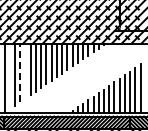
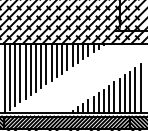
line: none -> present (25, 70)
line: dashed -> solid (20, 72)
line: none -> present (9, 76)
